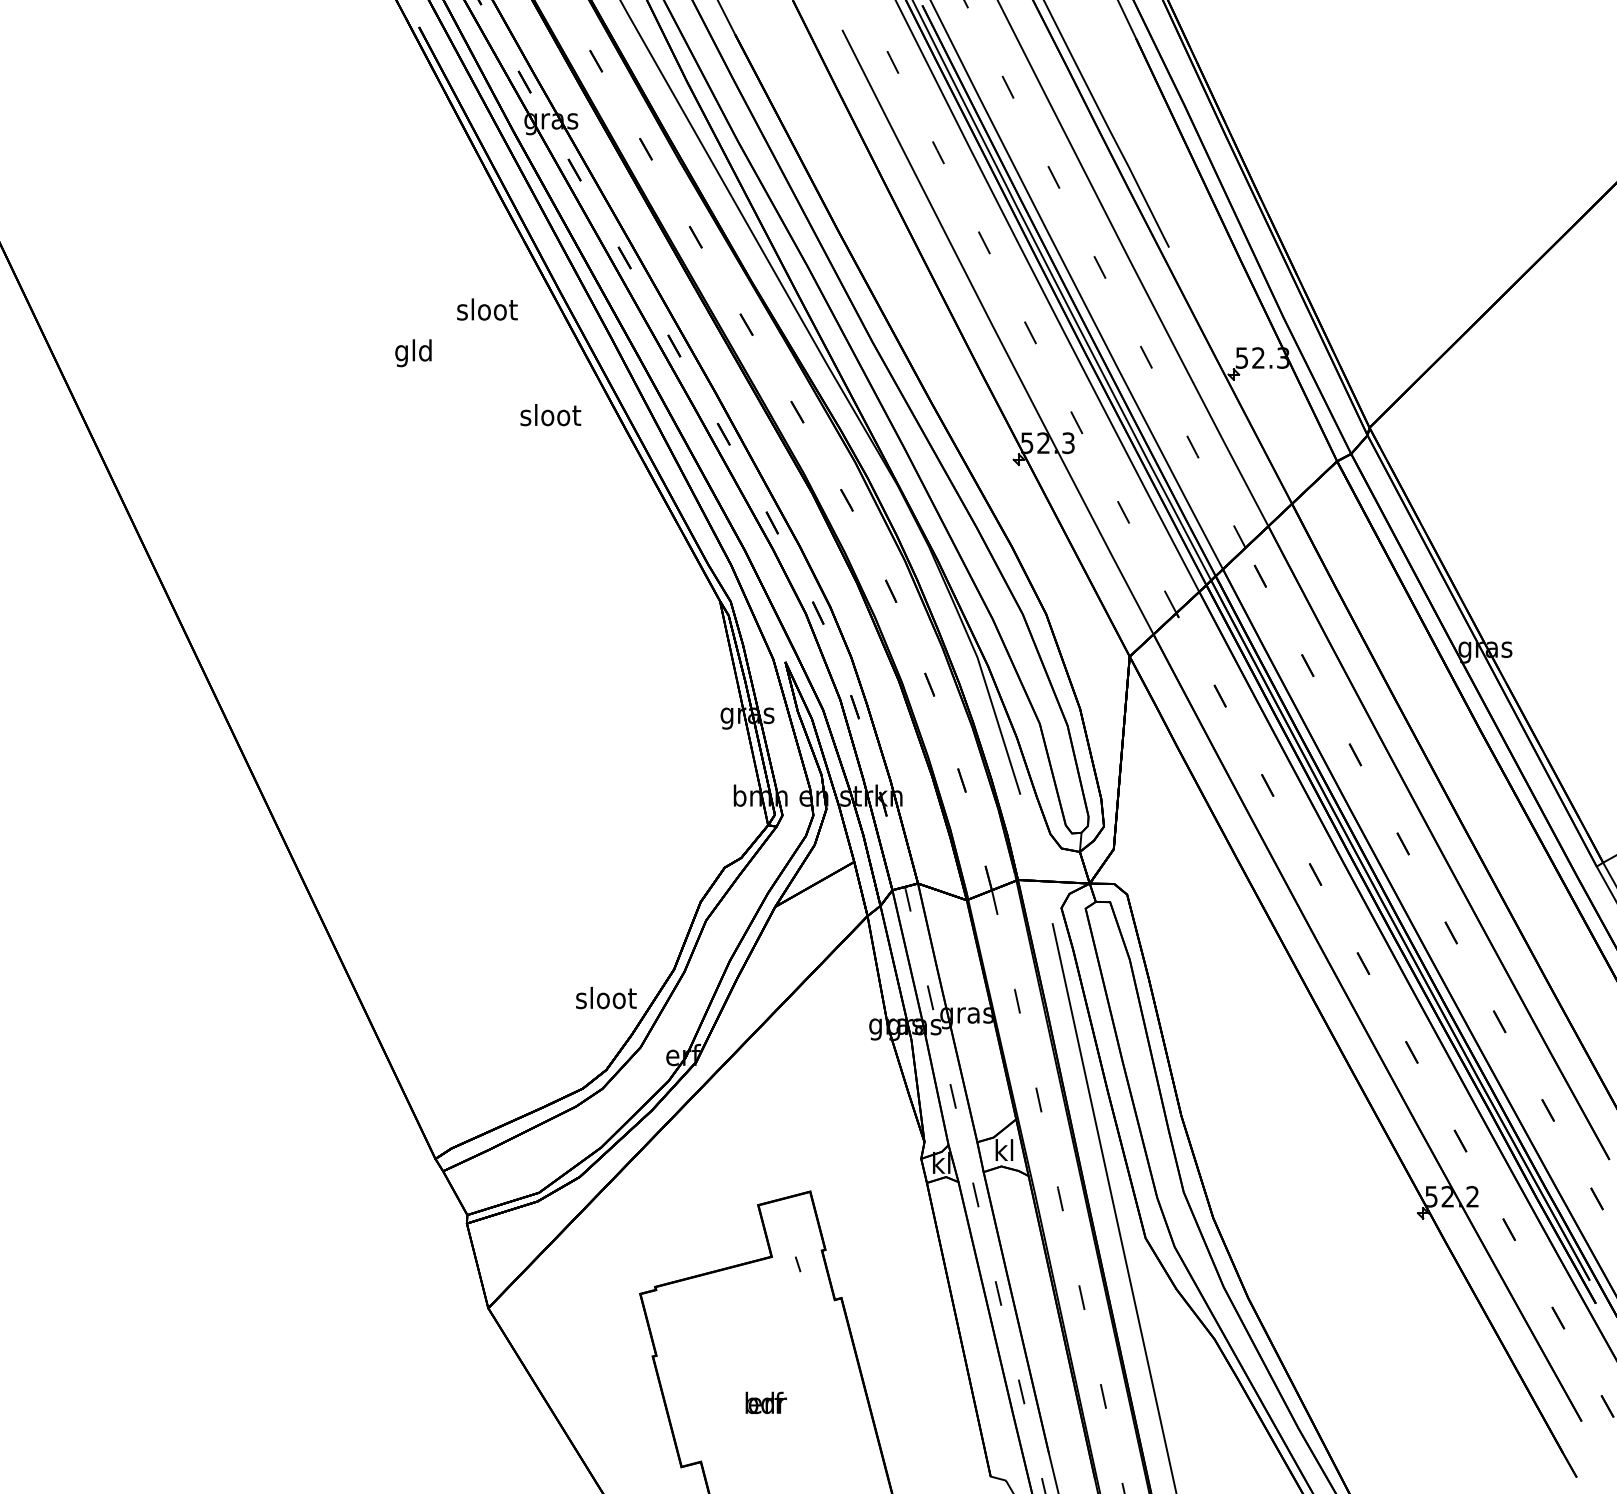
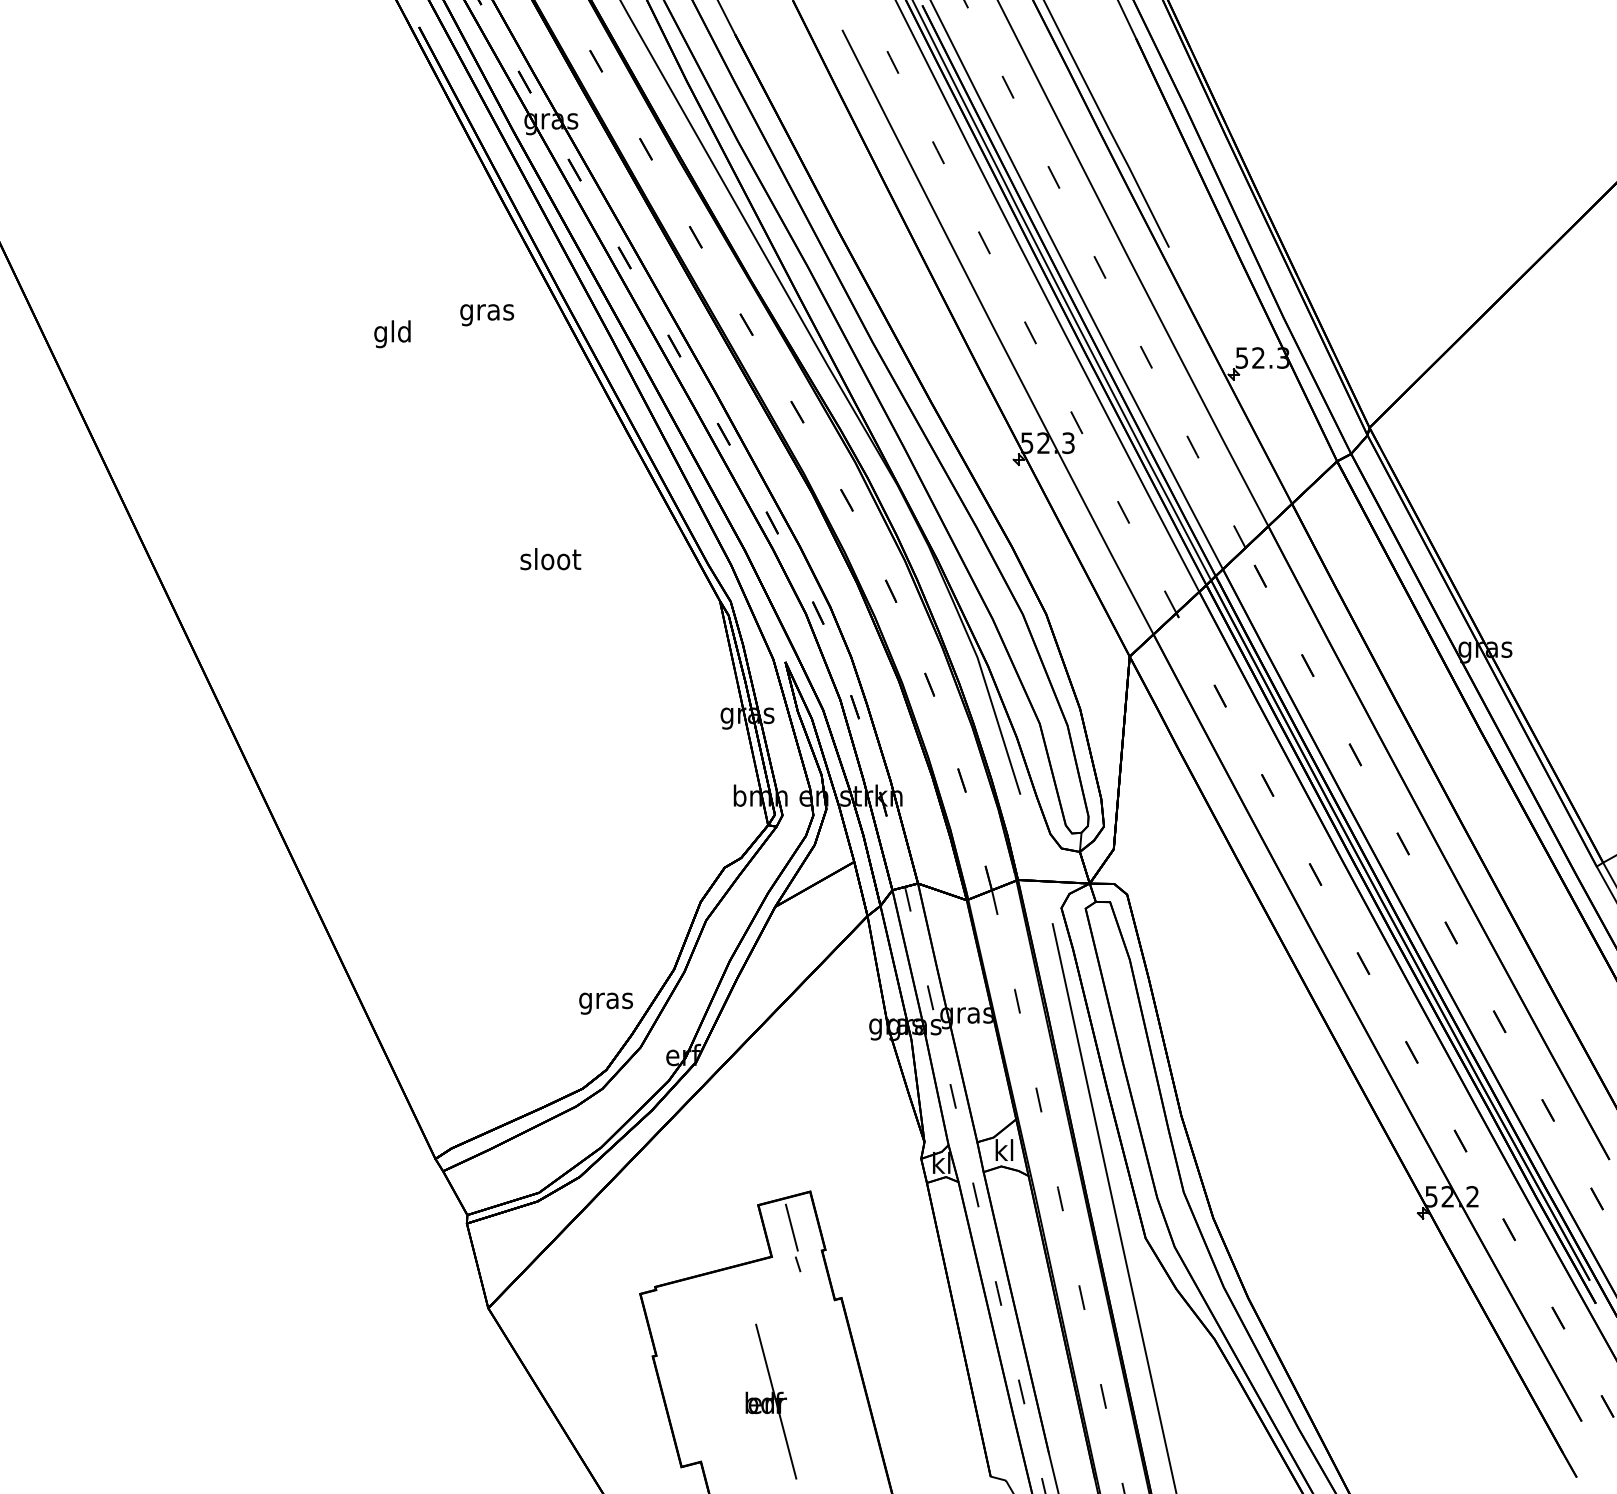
text: sloot -> gras (487, 312)
text position: (413, 353) -> (392, 334) (392, 334)
text position: (550, 415) -> (550, 559) (550, 559)
text: sloot -> gras (606, 1000)
line: none -> present (791, 1227)
line: none -> present (776, 1401)
